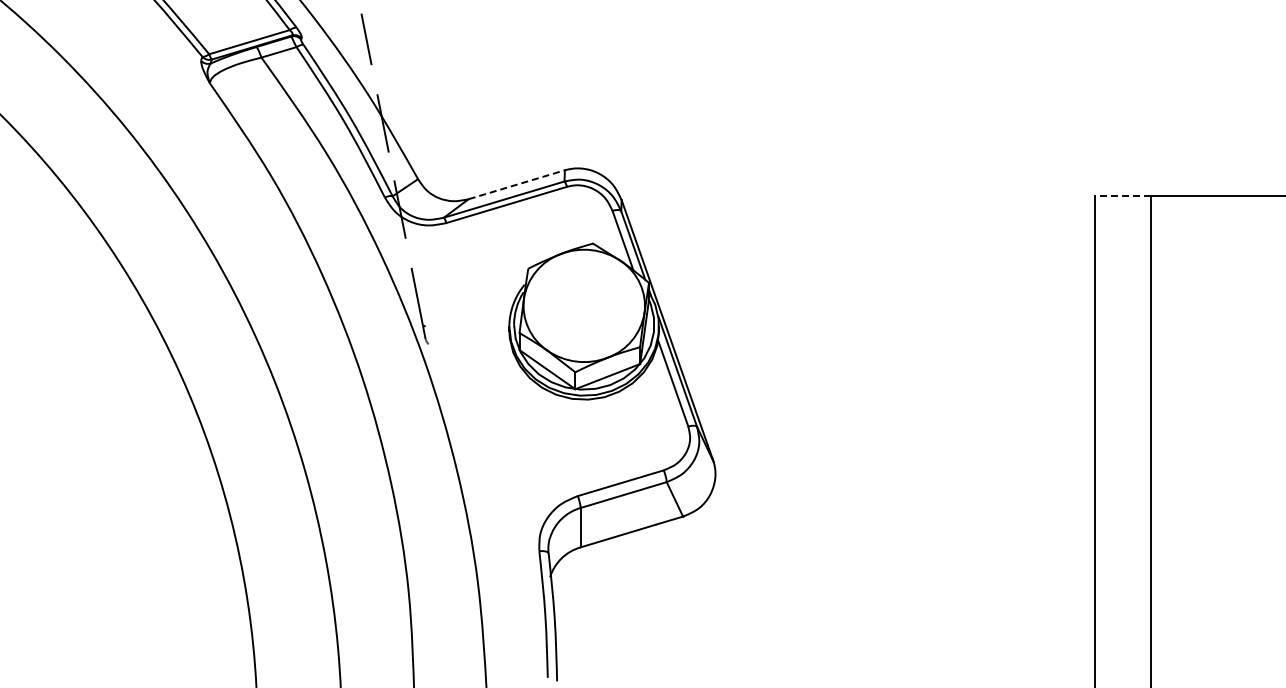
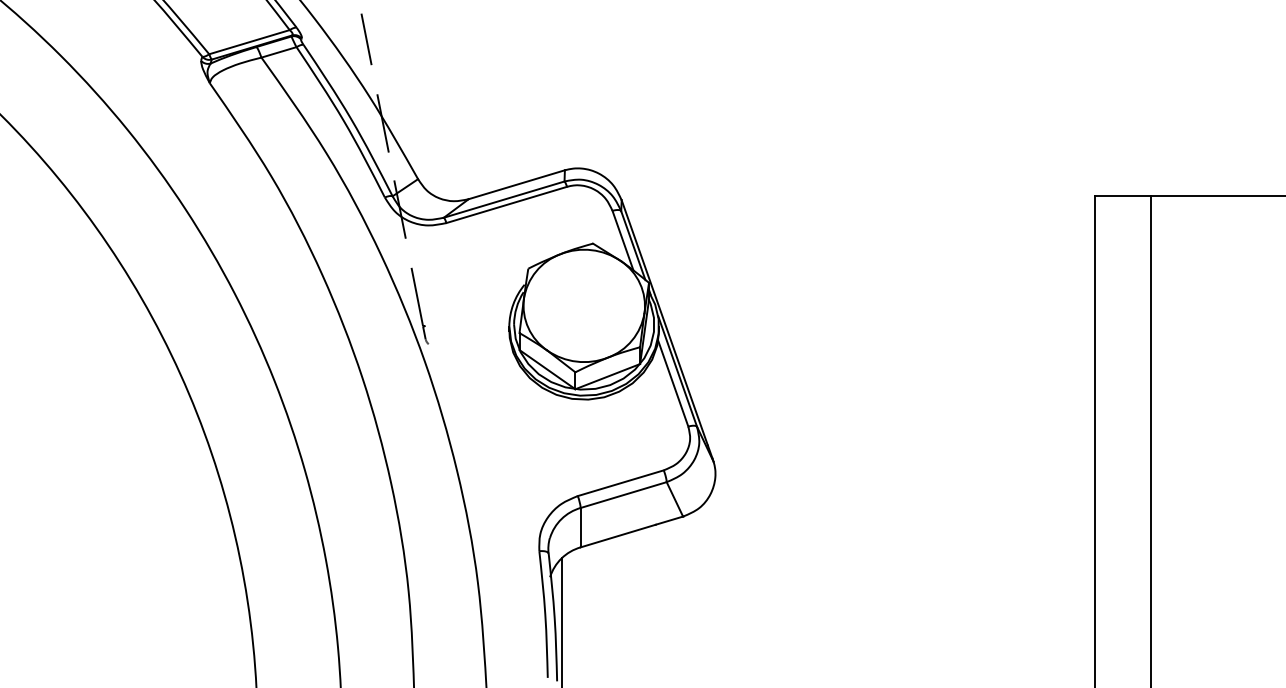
line: dashed -> solid (517, 184)
line: dashed -> solid (1122, 196)
line: none -> present (561, 621)
